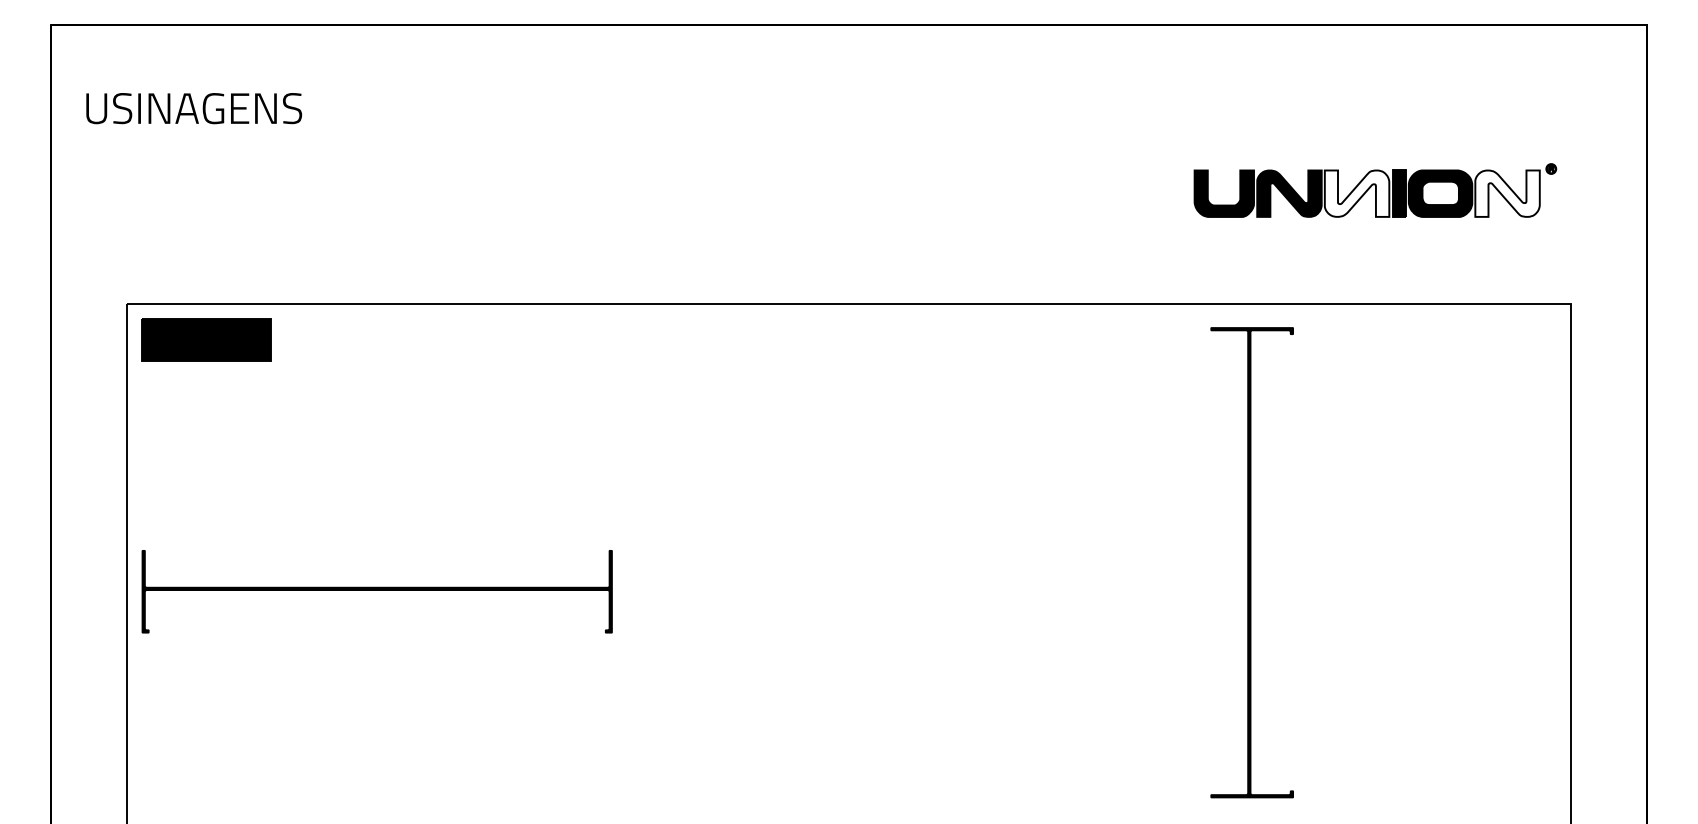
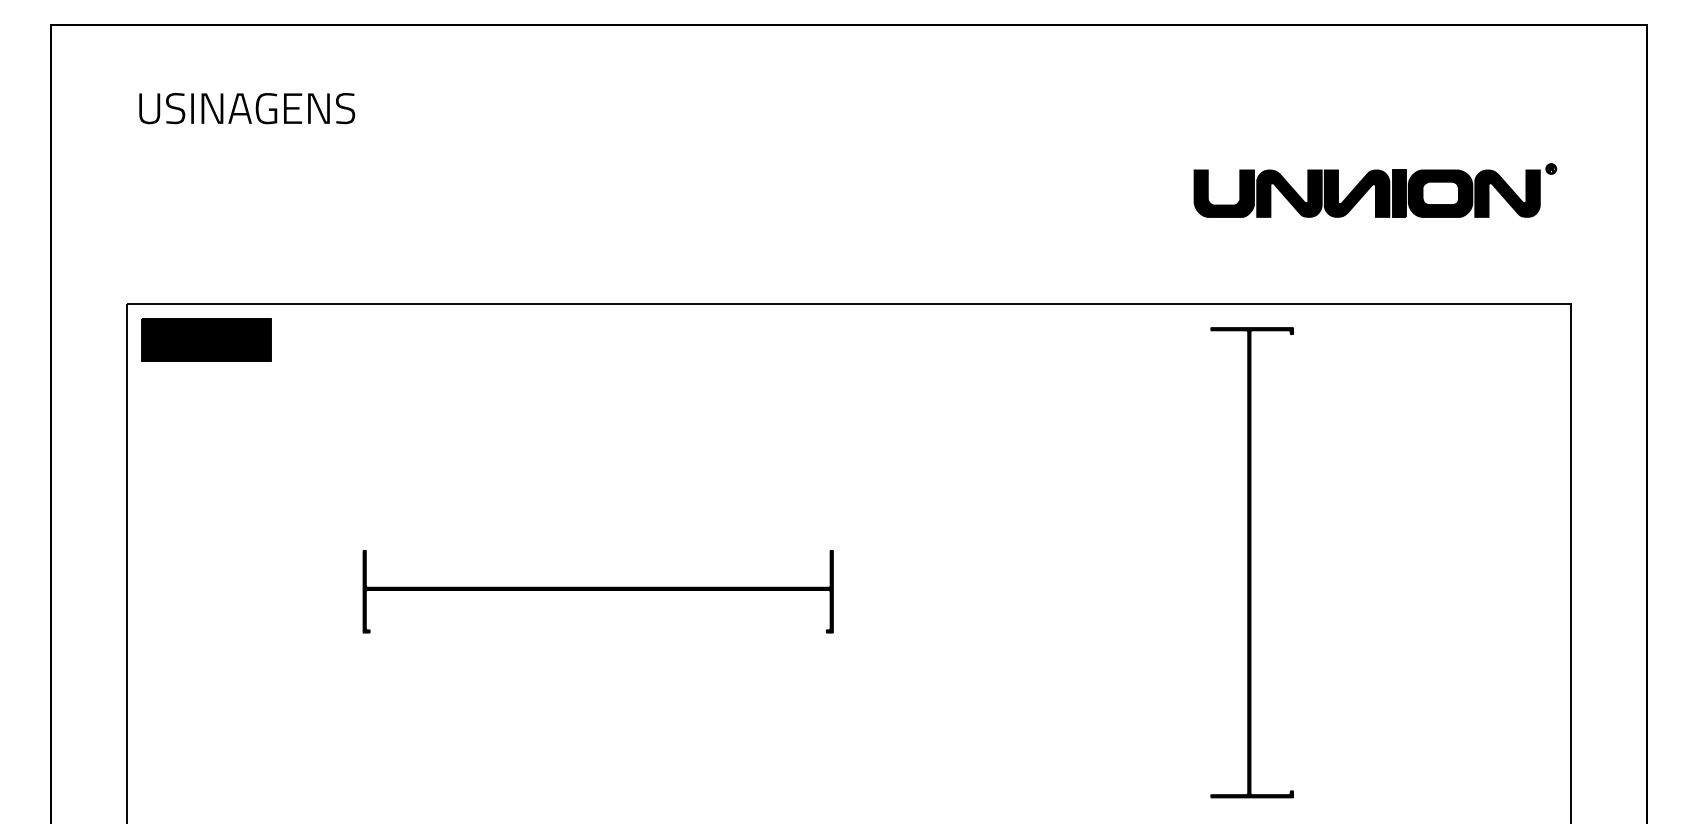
text position: (194, 108) -> (247, 108) (247, 108)
fill: none -> present (1356, 193)
fill: none -> present (1507, 193)
part position: (376, 591) -> (597, 591) (597, 591)
